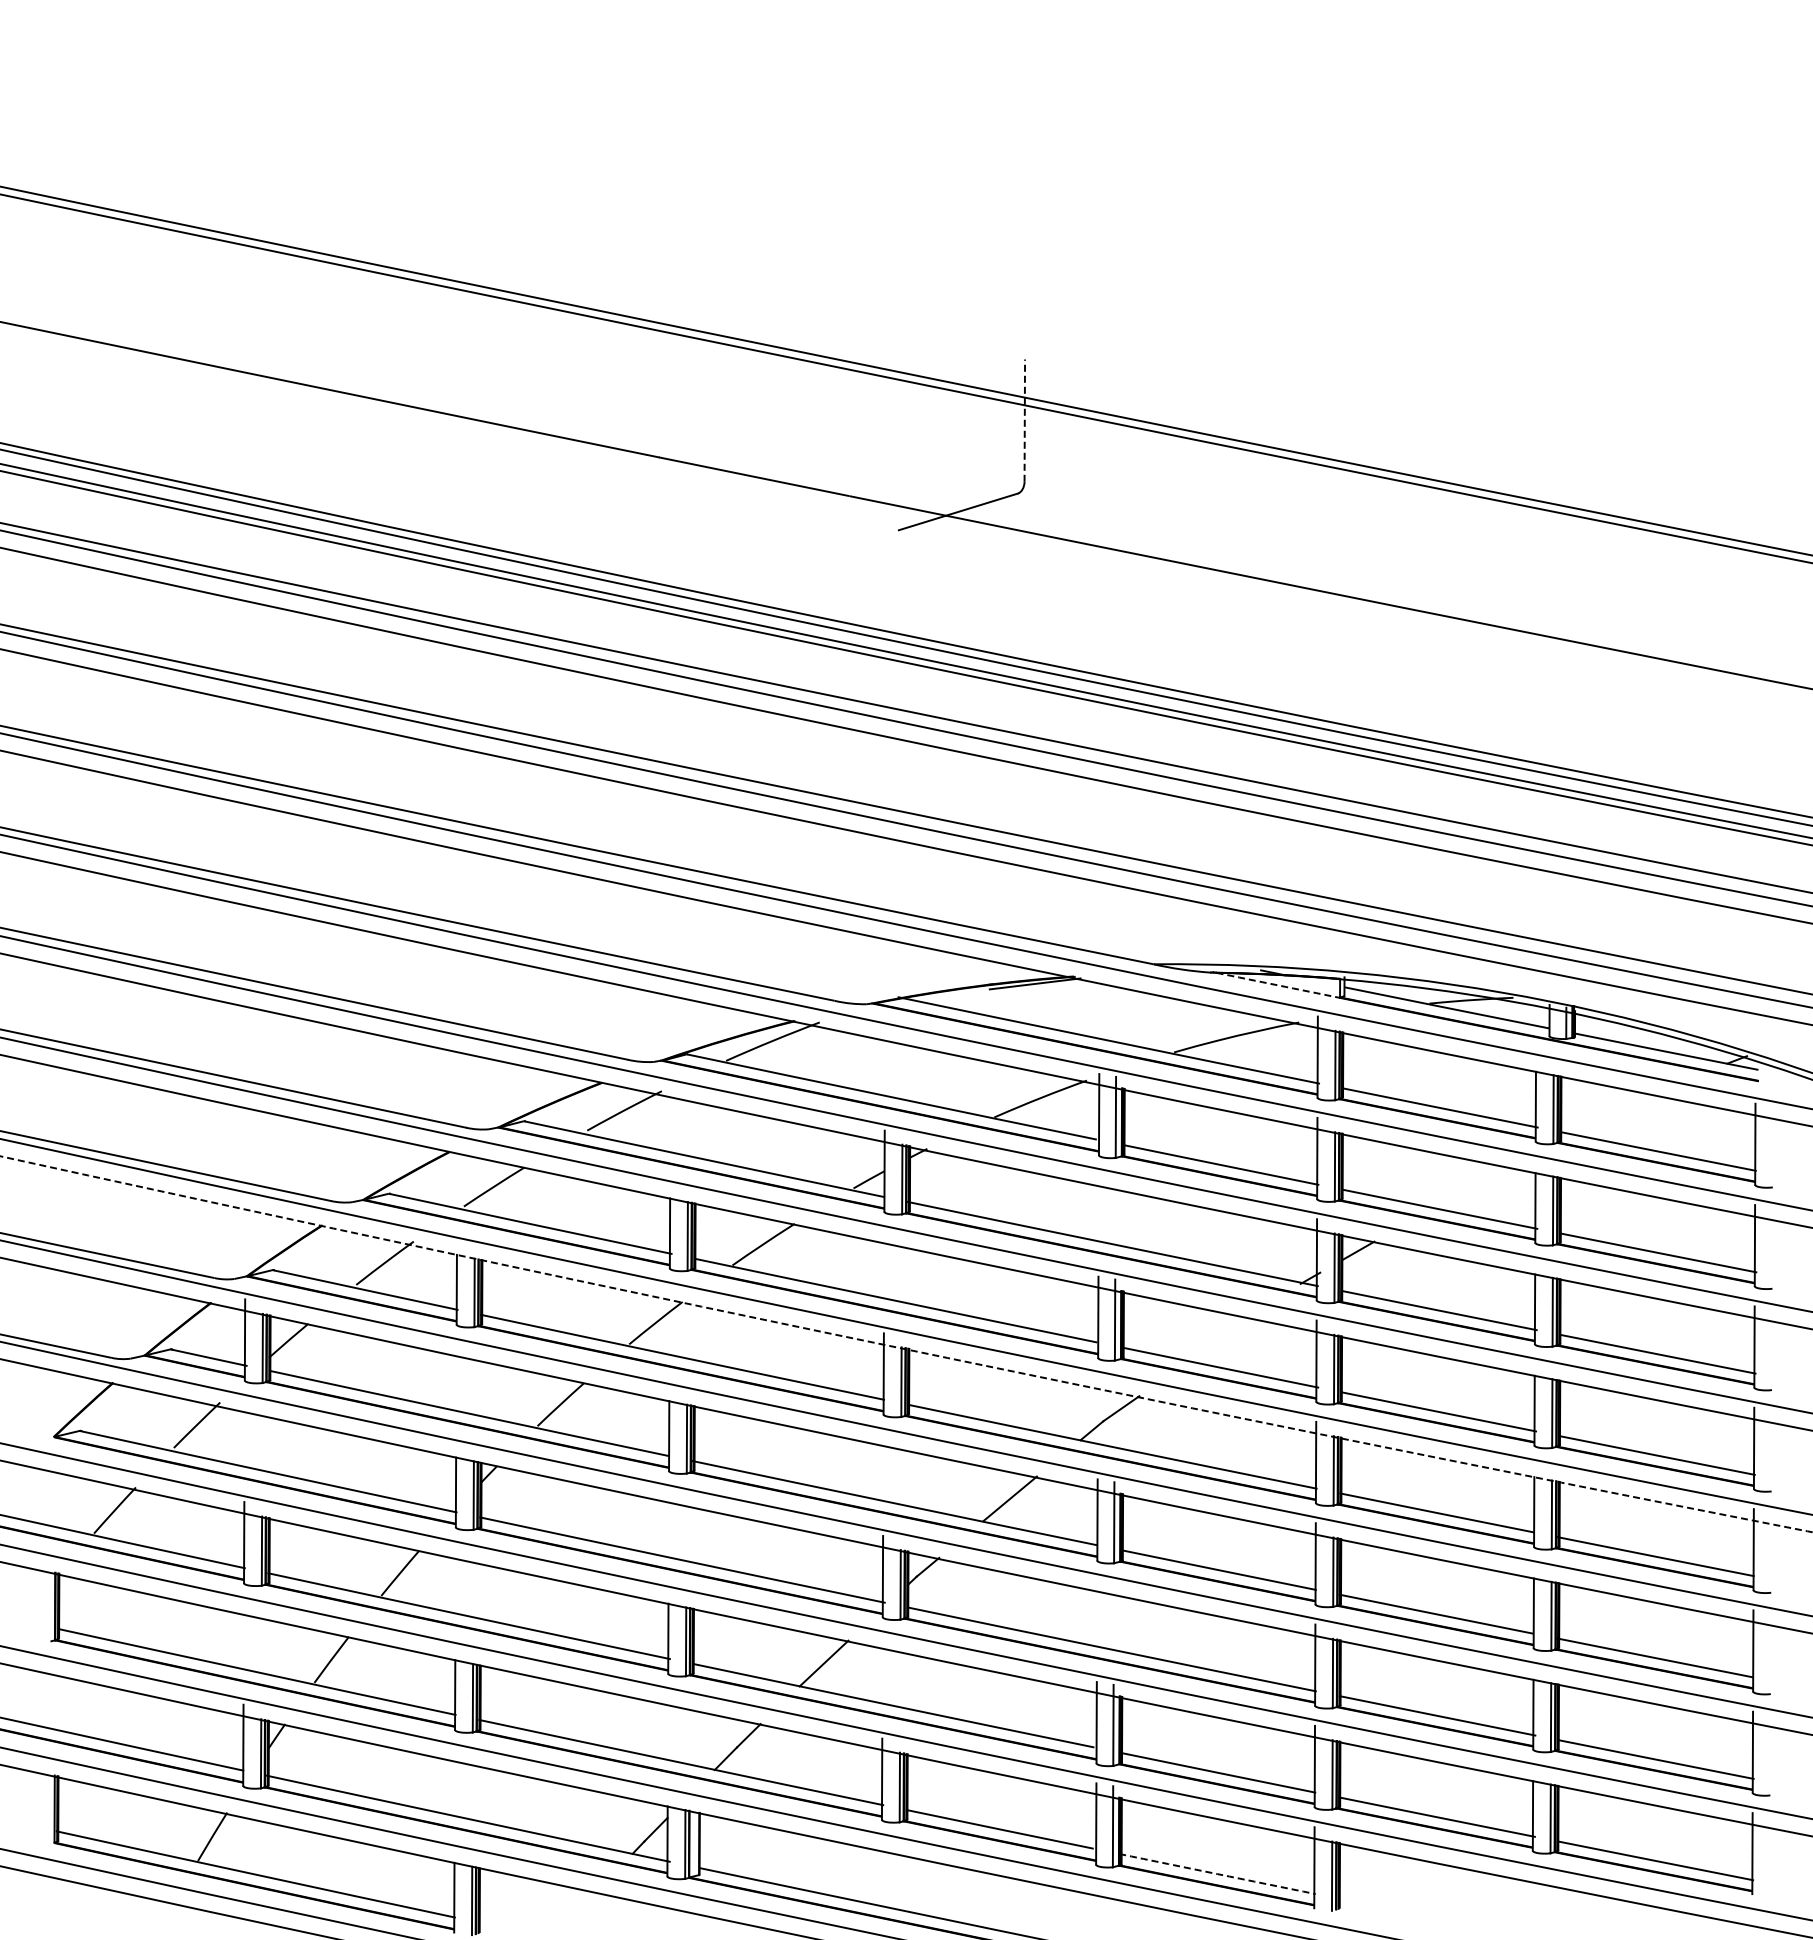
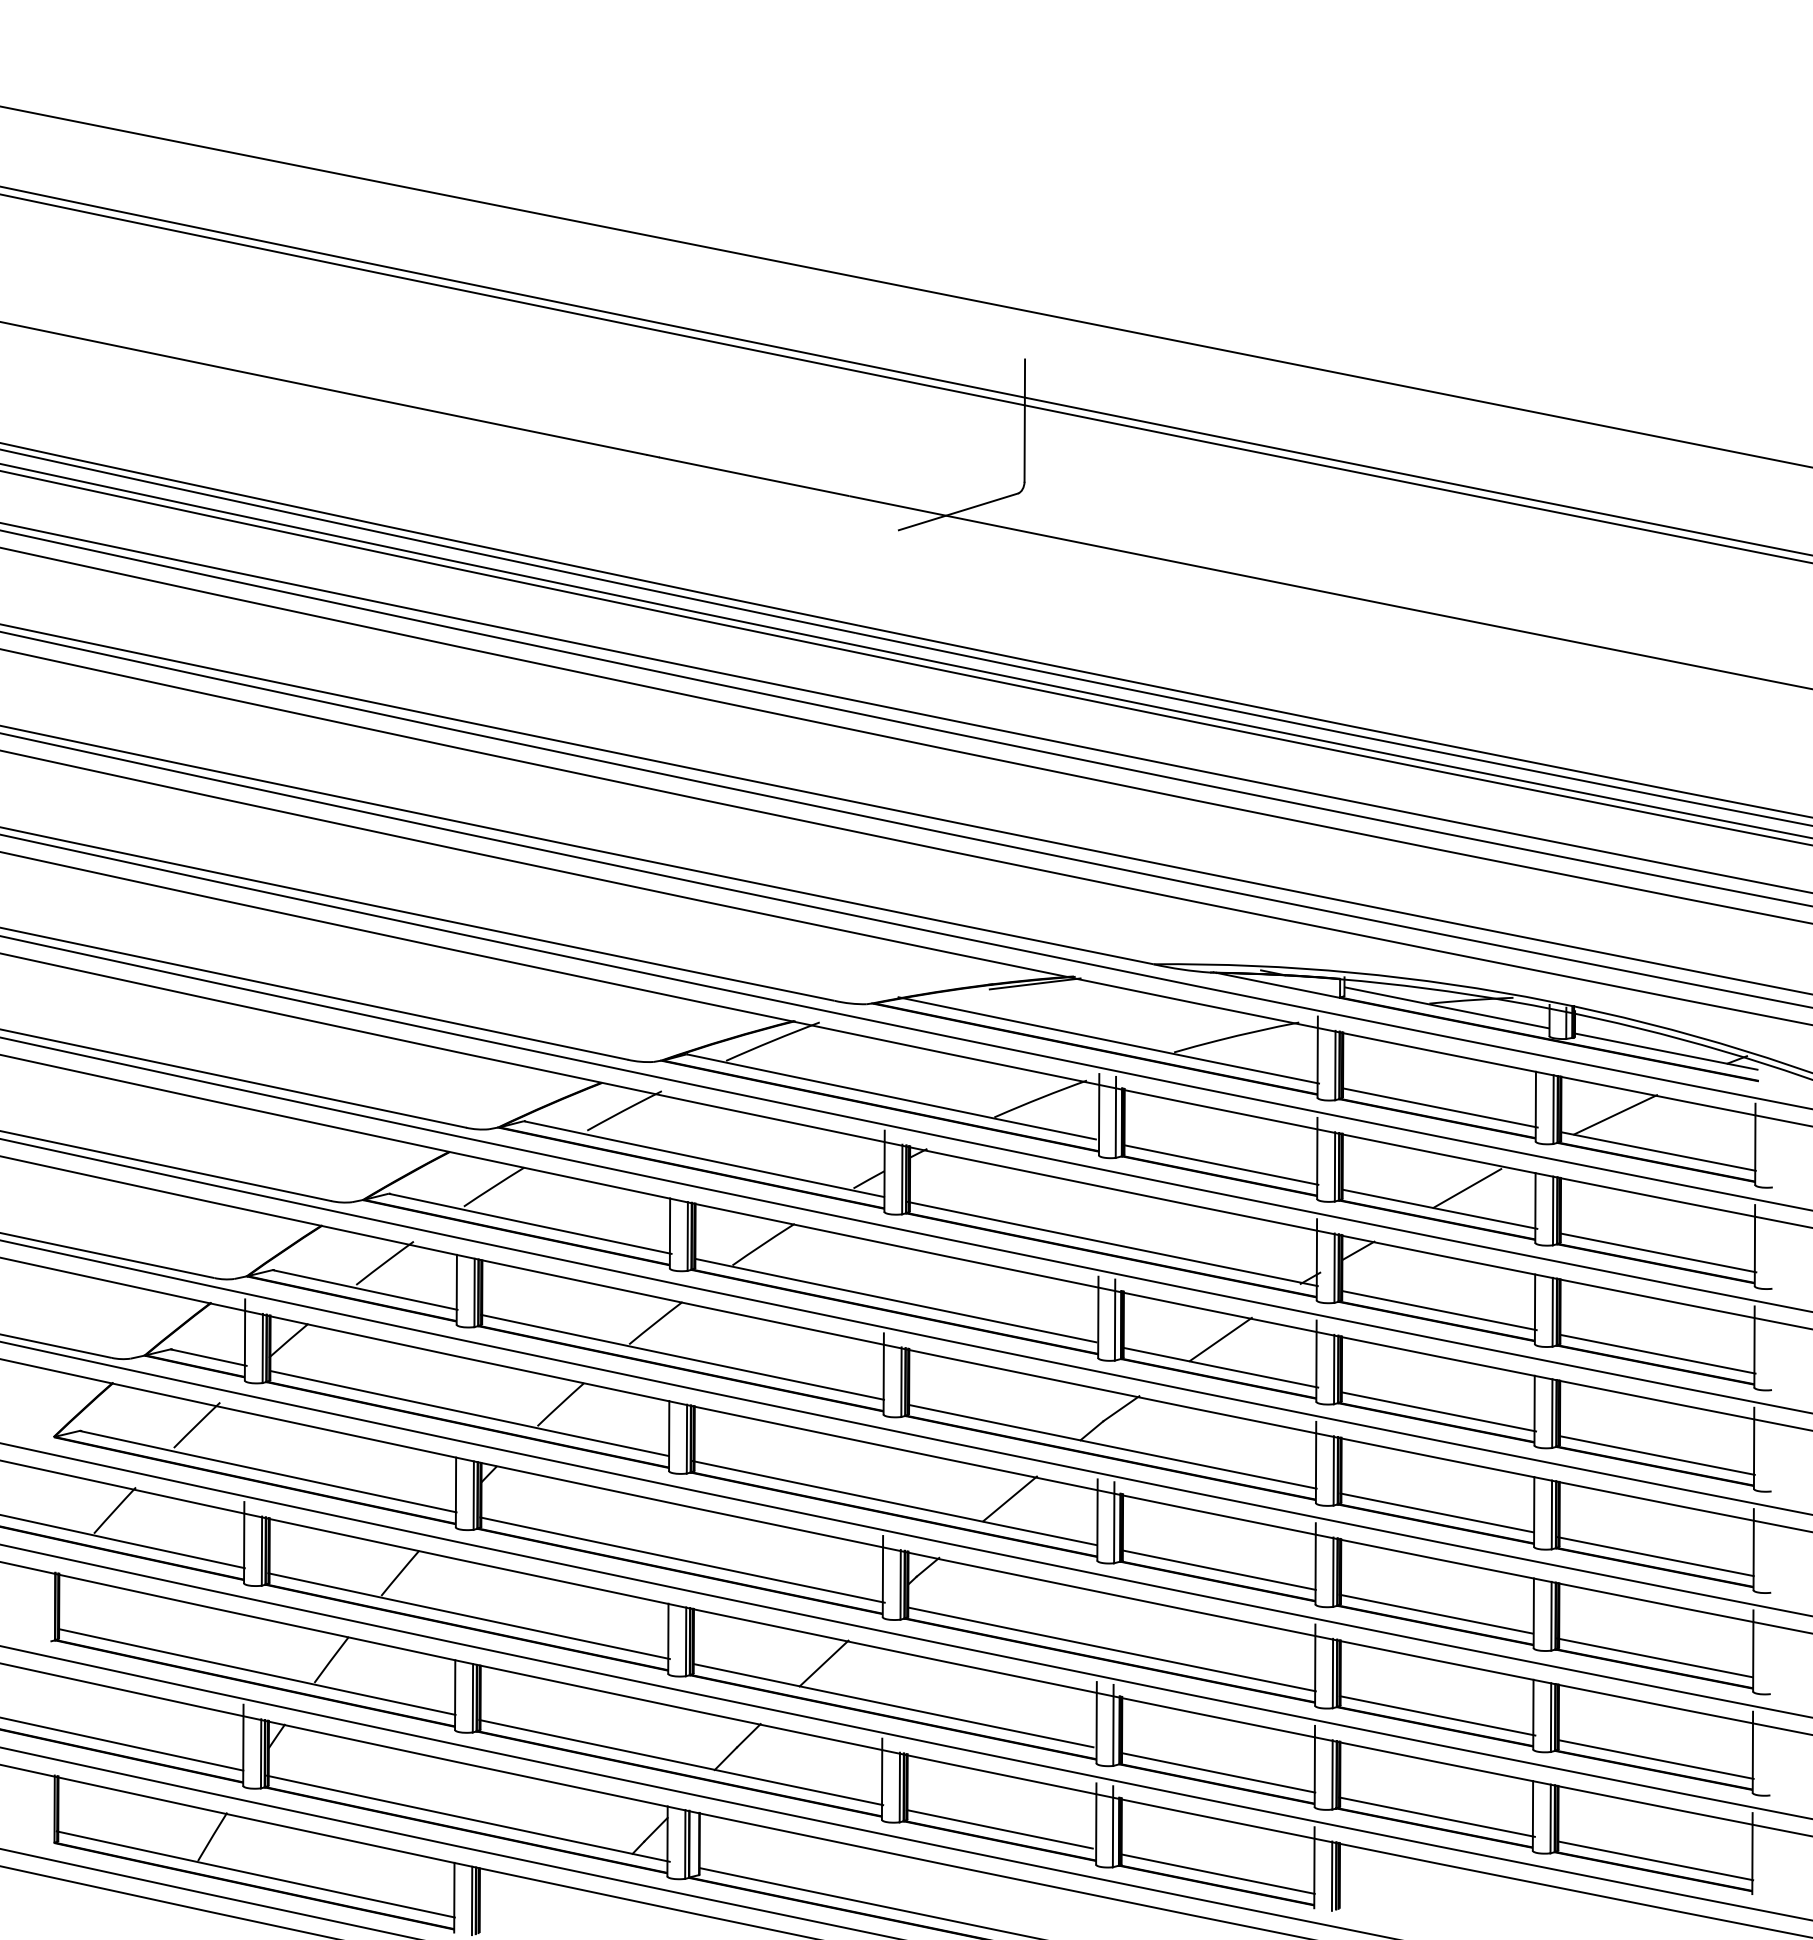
line: none -> present (905, 286)
line: dashed -> solid (1024, 420)
arc: dashed -> solid (1278, 985)
line: none -> present (1615, 1114)
line: none -> present (1467, 1188)
line: none -> present (1220, 1339)
arc: dashed -> solid (905, 1349)
arc: dashed -> solid (1217, 1874)
